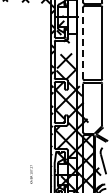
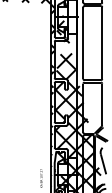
line: dashed -> solid (83, 43)
text position: (31, 174) -> (41, 178) (41, 178)
